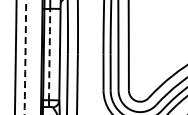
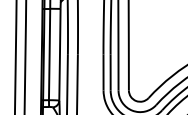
arc: dashed -> solid (49, 54)
arc: dashed -> solid (25, 56)
